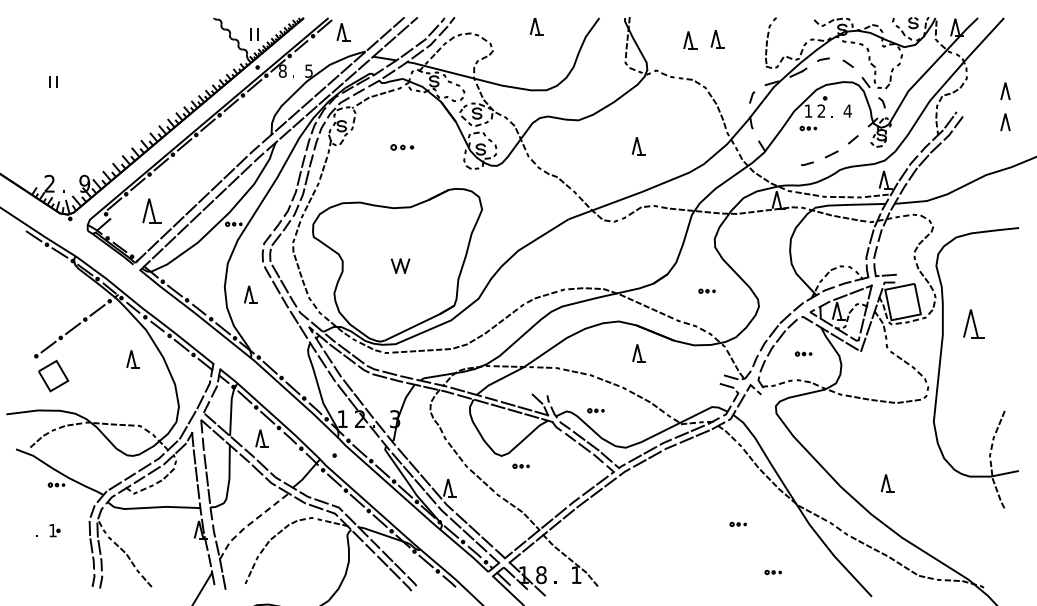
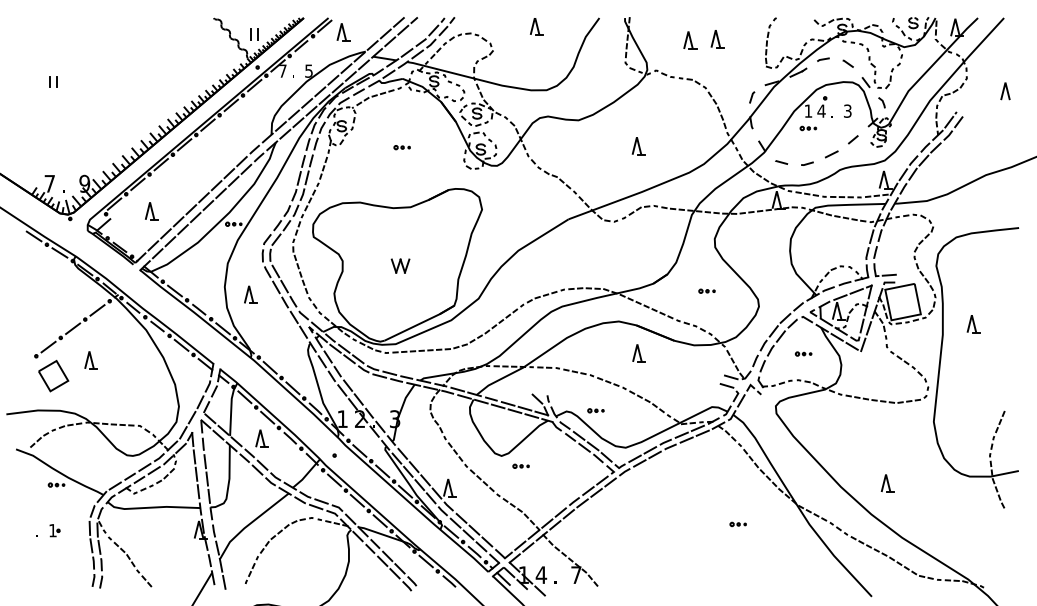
text: 8 -> 7 (282, 70)
text: 2 -> 4 (821, 110)
text: 4 -> 3 (847, 110)
line: present -> none (1004, 122)
part size: 25x7 px -> 18x6 px (401, 147)
line: none -> present (781, 162)
text: 2 -> 7 (49, 183)
part size: 20x26 px -> 14x19 px (151, 211)
part size: 22x30 px -> 15x19 px (973, 324)
part position: (132, 359) -> (90, 360) (90, 360)
line: dashed -> solid (250, 523)
part: present -> none (772, 572)
text: 1 -> 7 (576, 574)
text: 8 -> 4 (541, 575)
